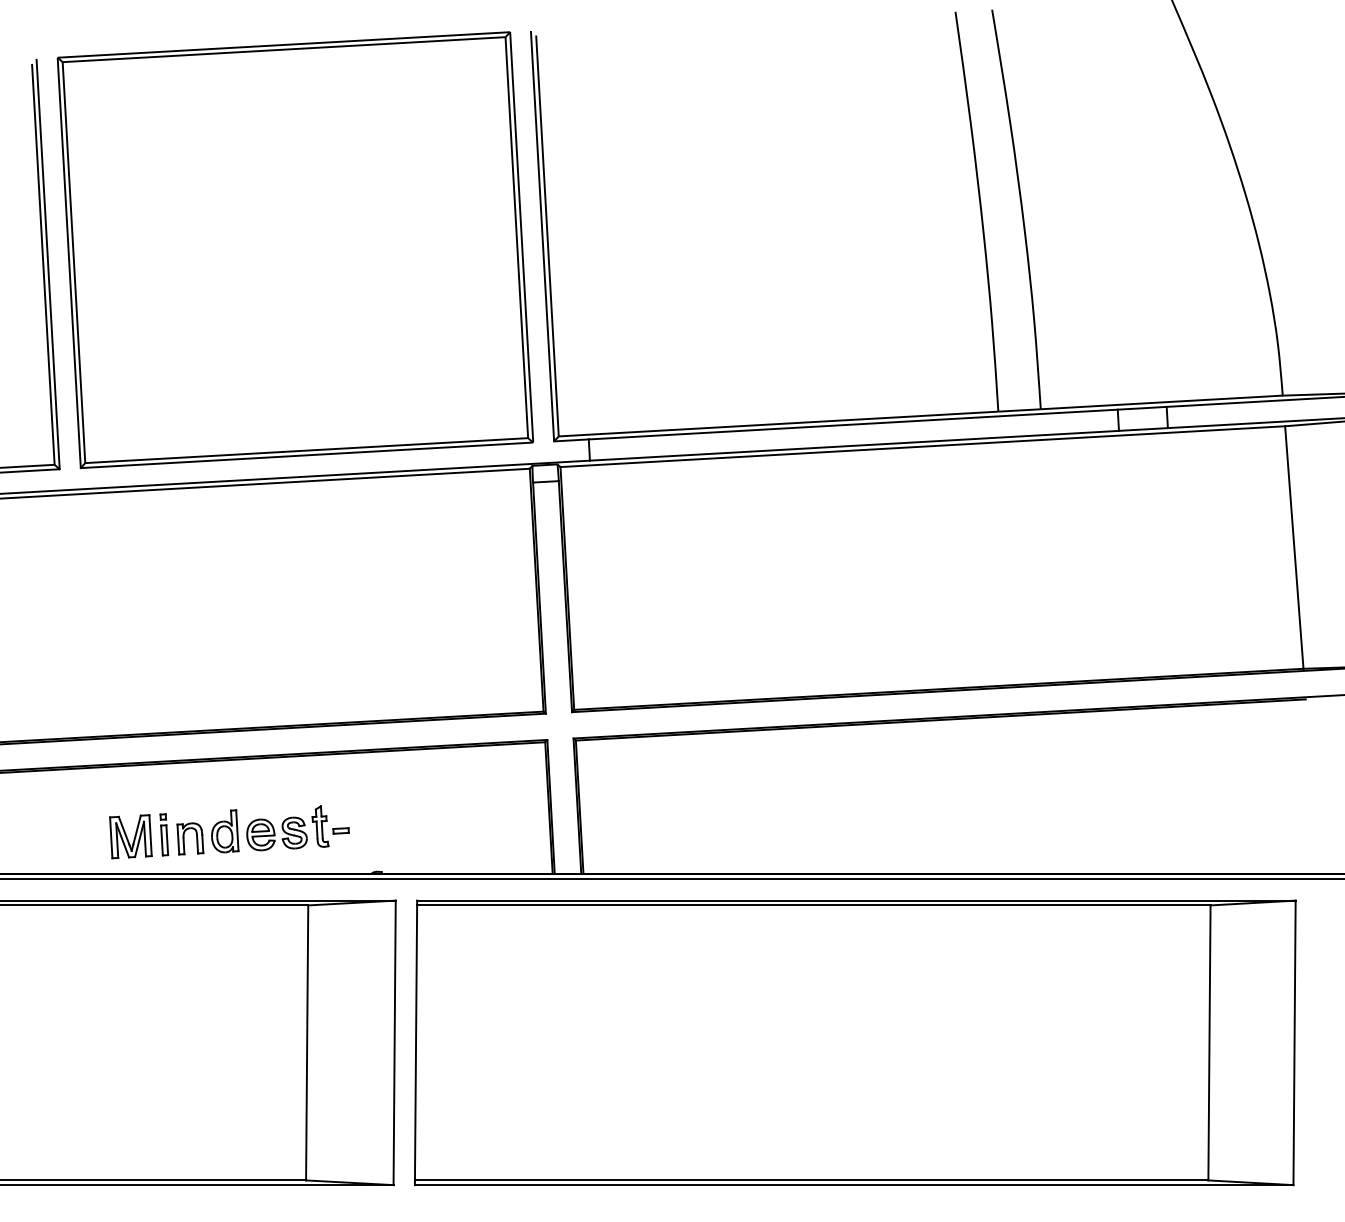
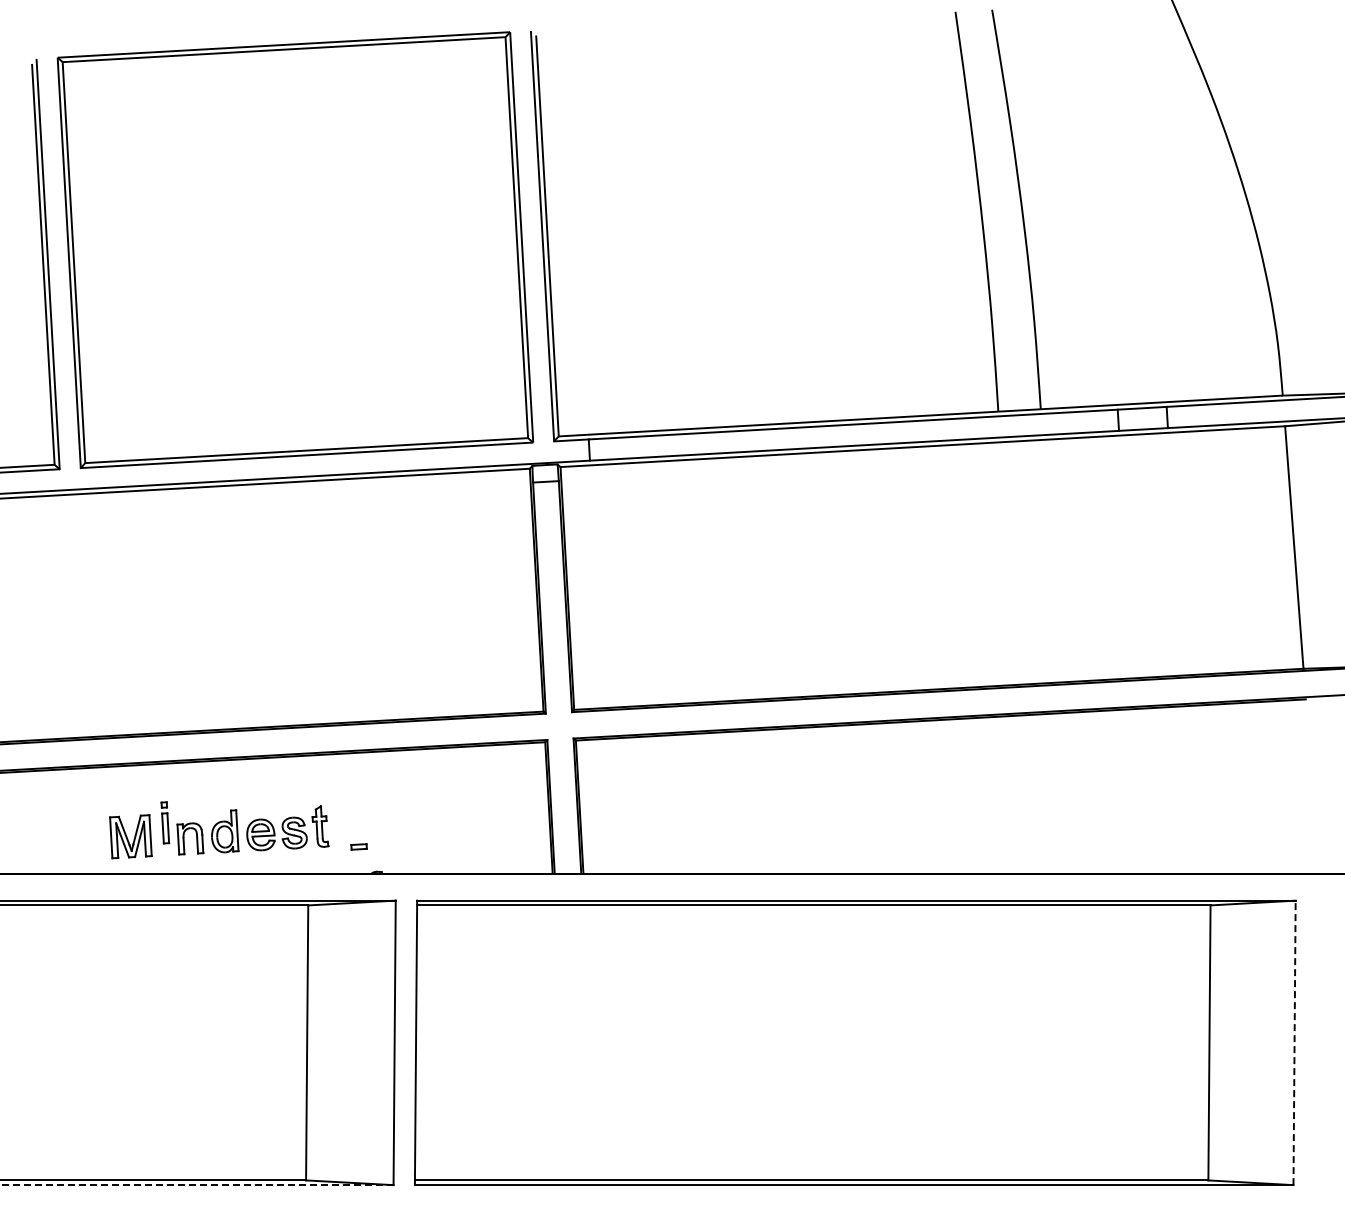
part position: (340, 830) -> (358, 846) (358, 846)
part position: (164, 834) -> (165, 822) (165, 822)
line: present -> none (671, 879)
line: solid -> dashed (1294, 1042)
line: solid -> dashed (196, 1185)
